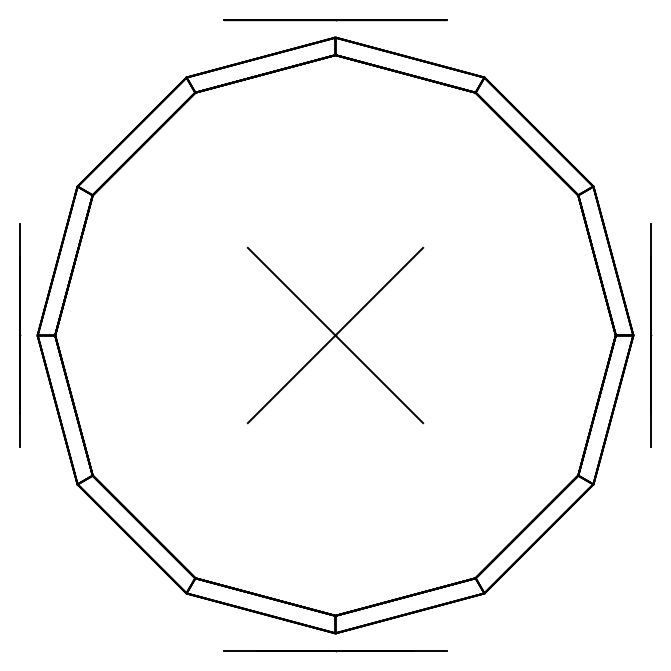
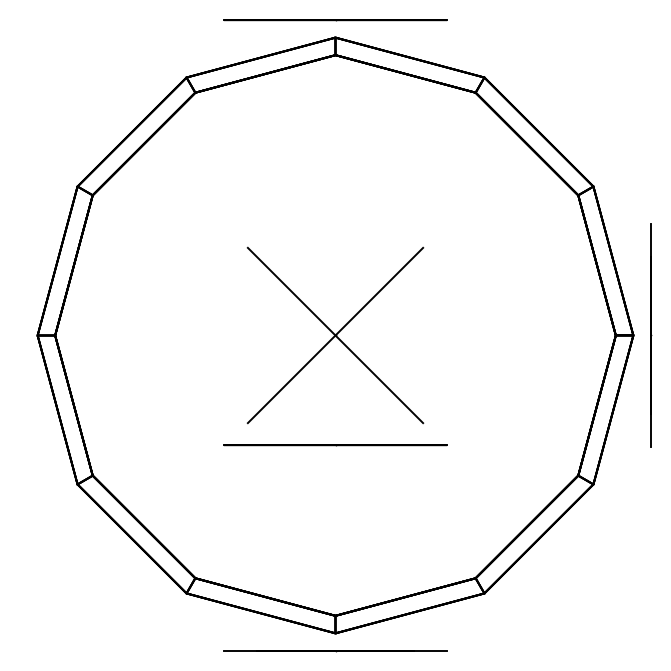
line: present -> none (20, 335)
line: none -> present (335, 445)
